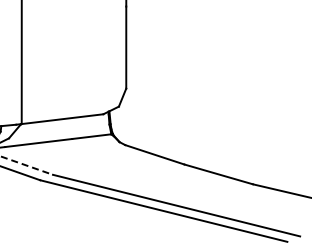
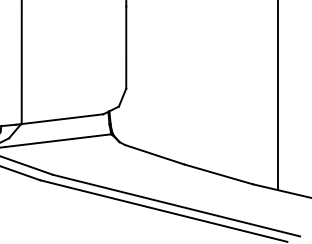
line: none -> present (278, 96)
line: dashed -> solid (26, 165)
